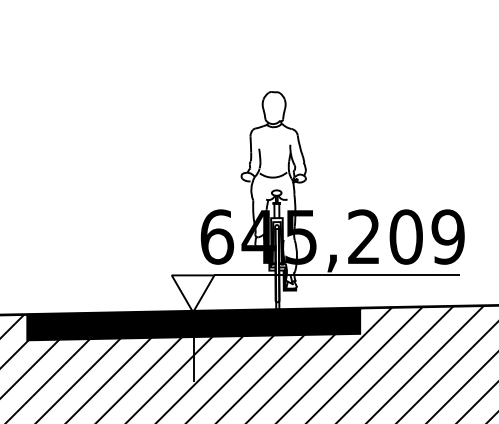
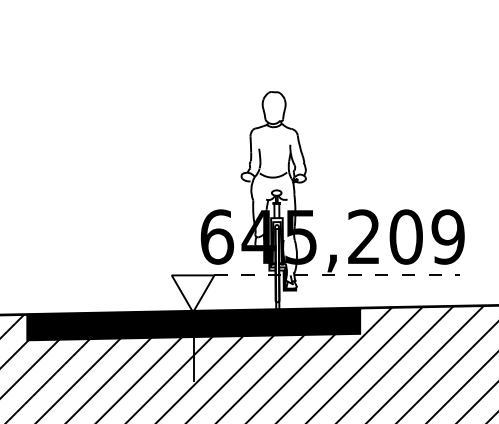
line: solid -> dashed (337, 275)
